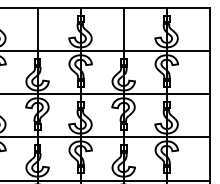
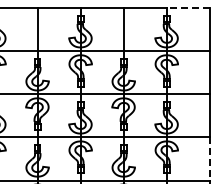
line: solid -> dashed (188, 8)
line: solid -> dashed (209, 159)
